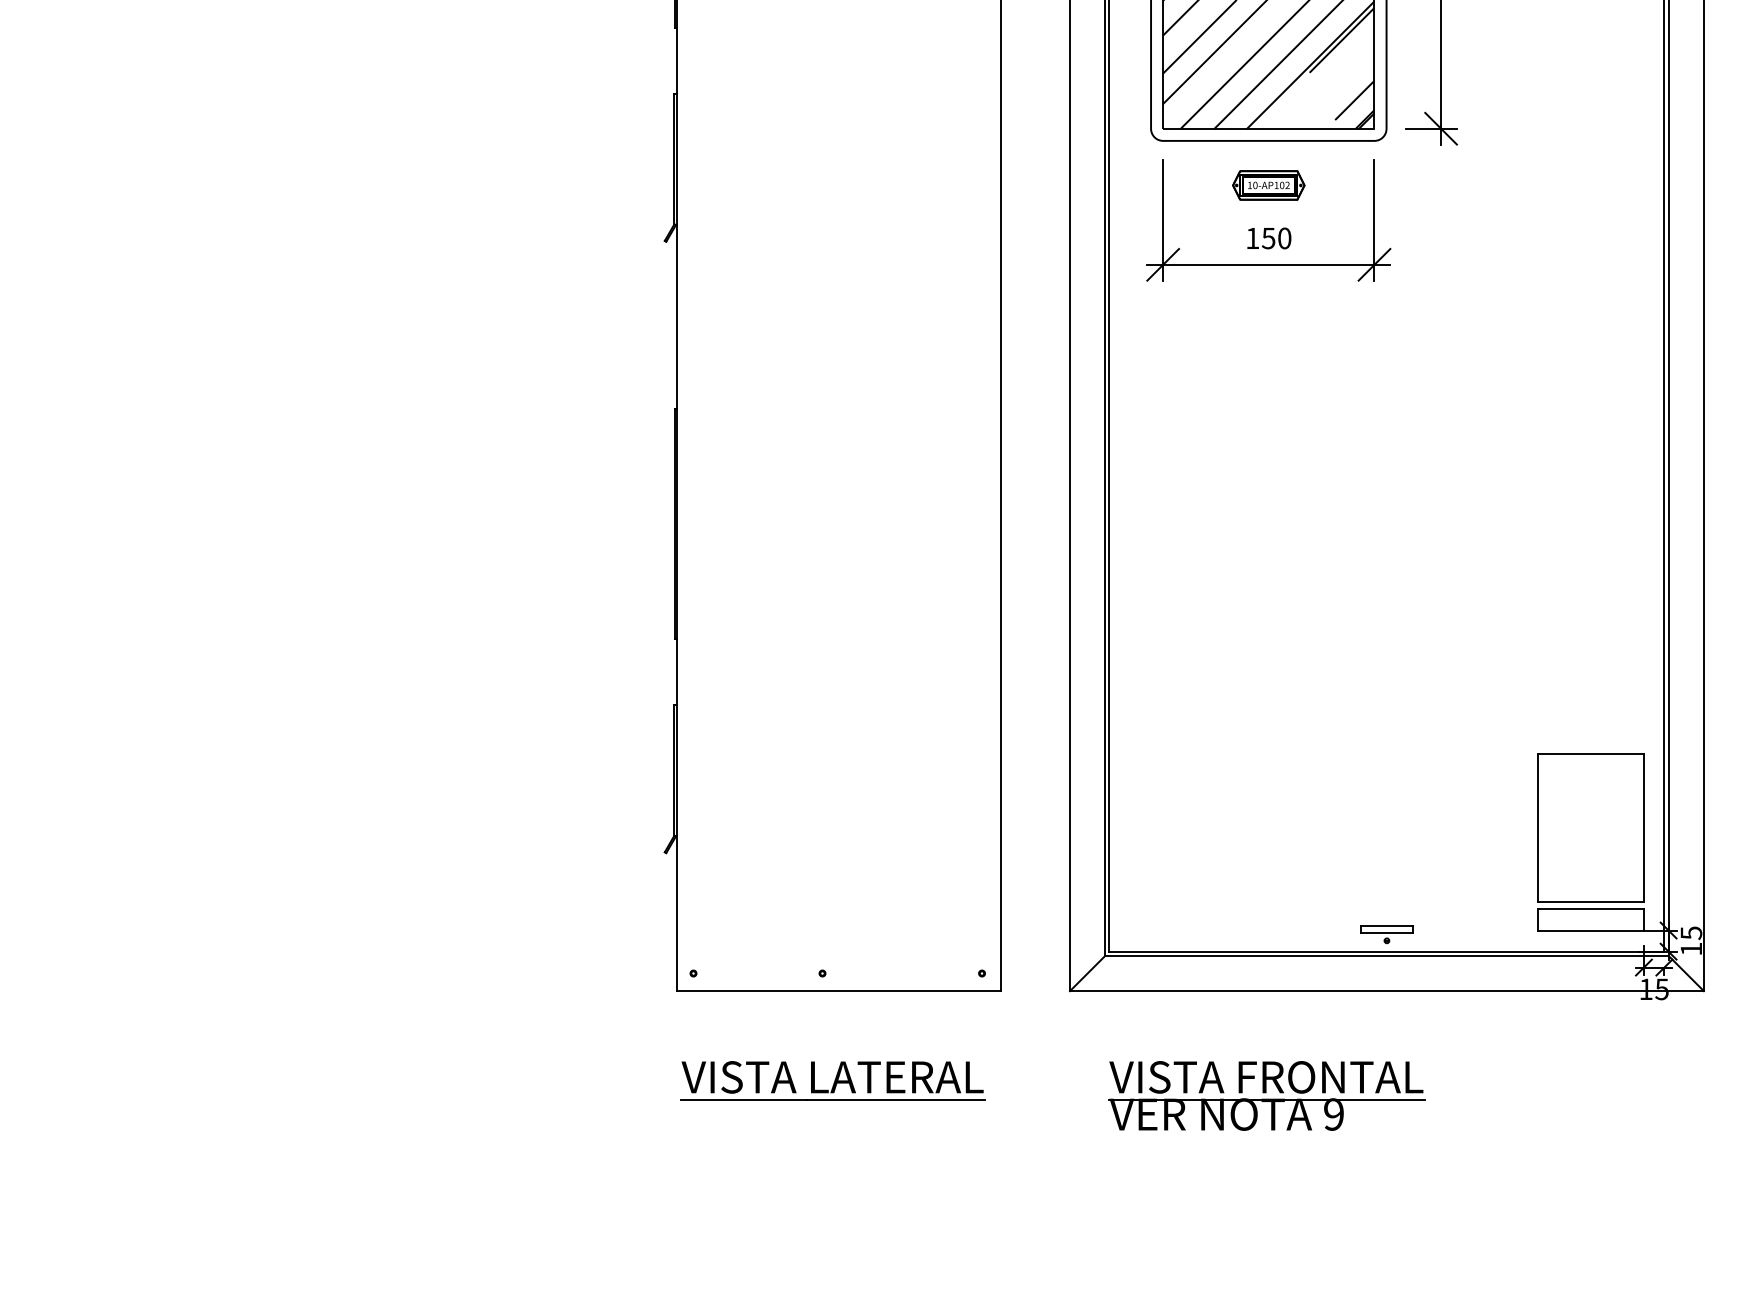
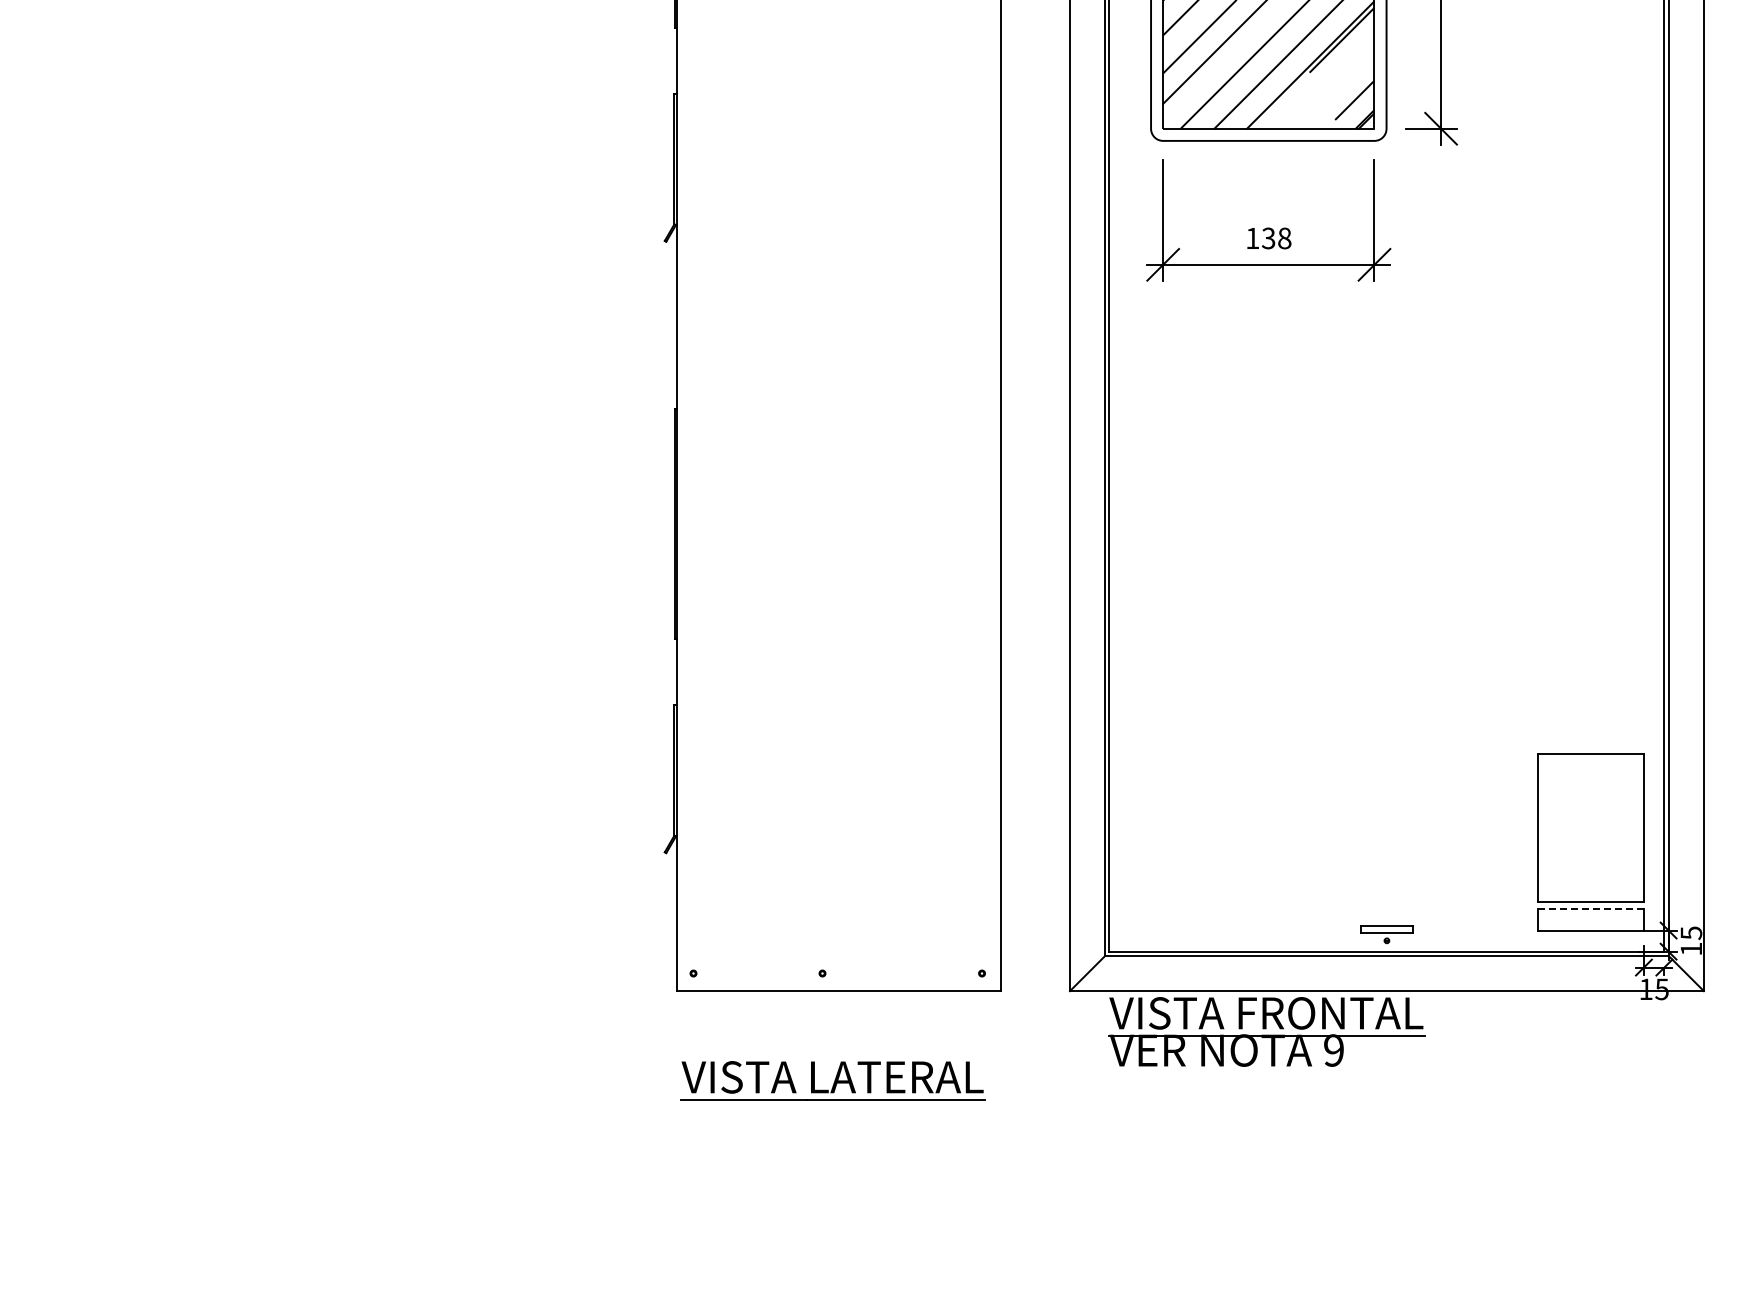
part: present -> none (1268, 185)
text: 150 -> 138 (1276, 237)
line: solid -> dashed (1591, 909)
part position: (1266, 1095) -> (1266, 1031) (1266, 1031)
